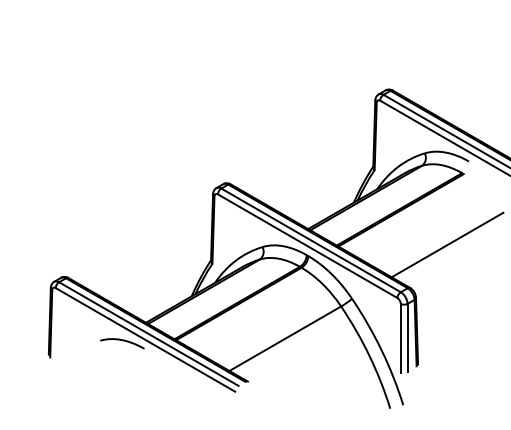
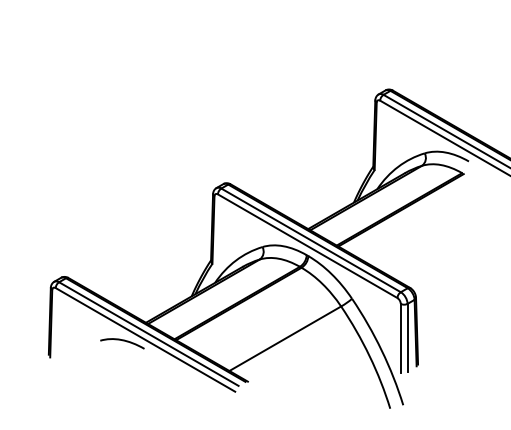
line: present -> none (447, 244)
